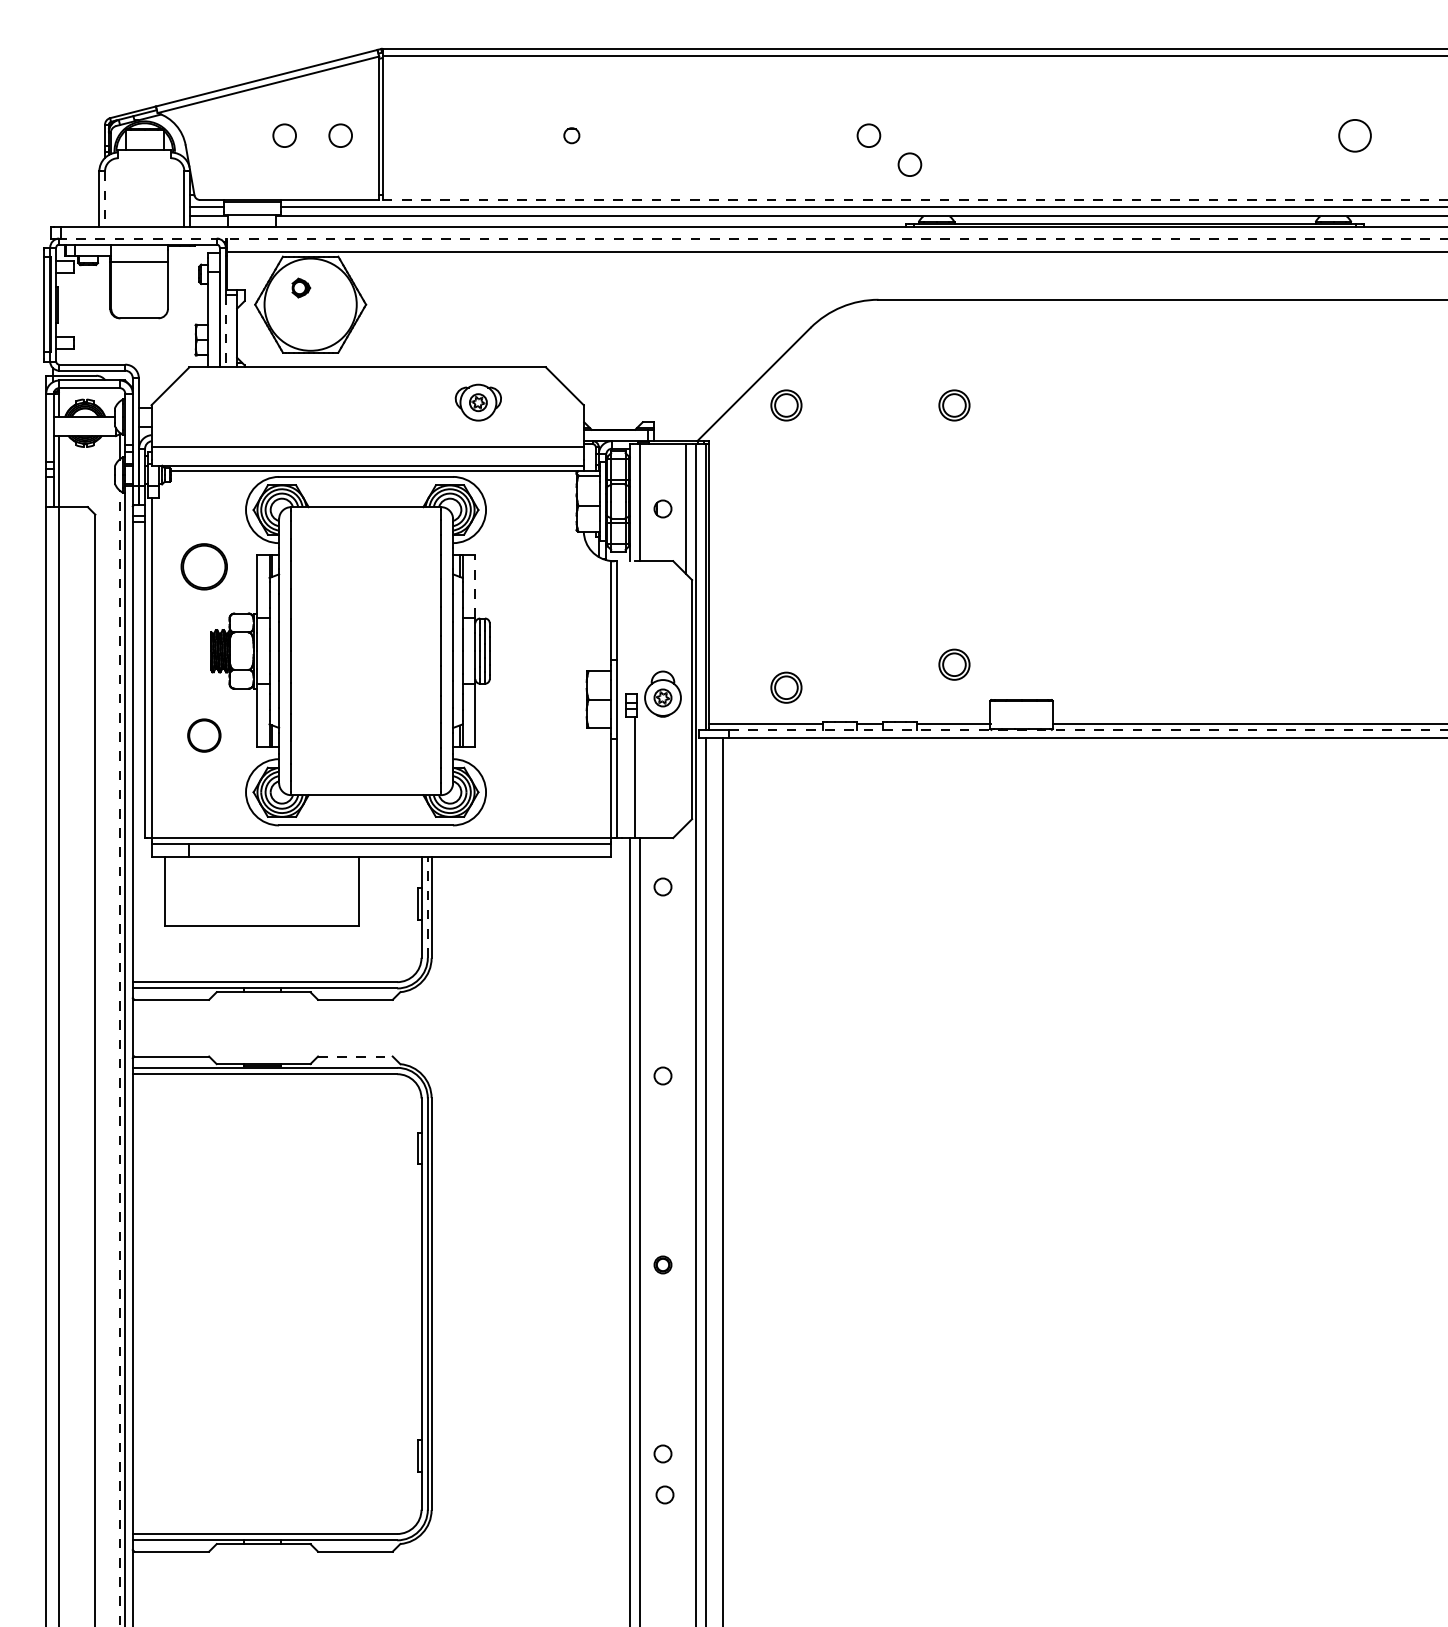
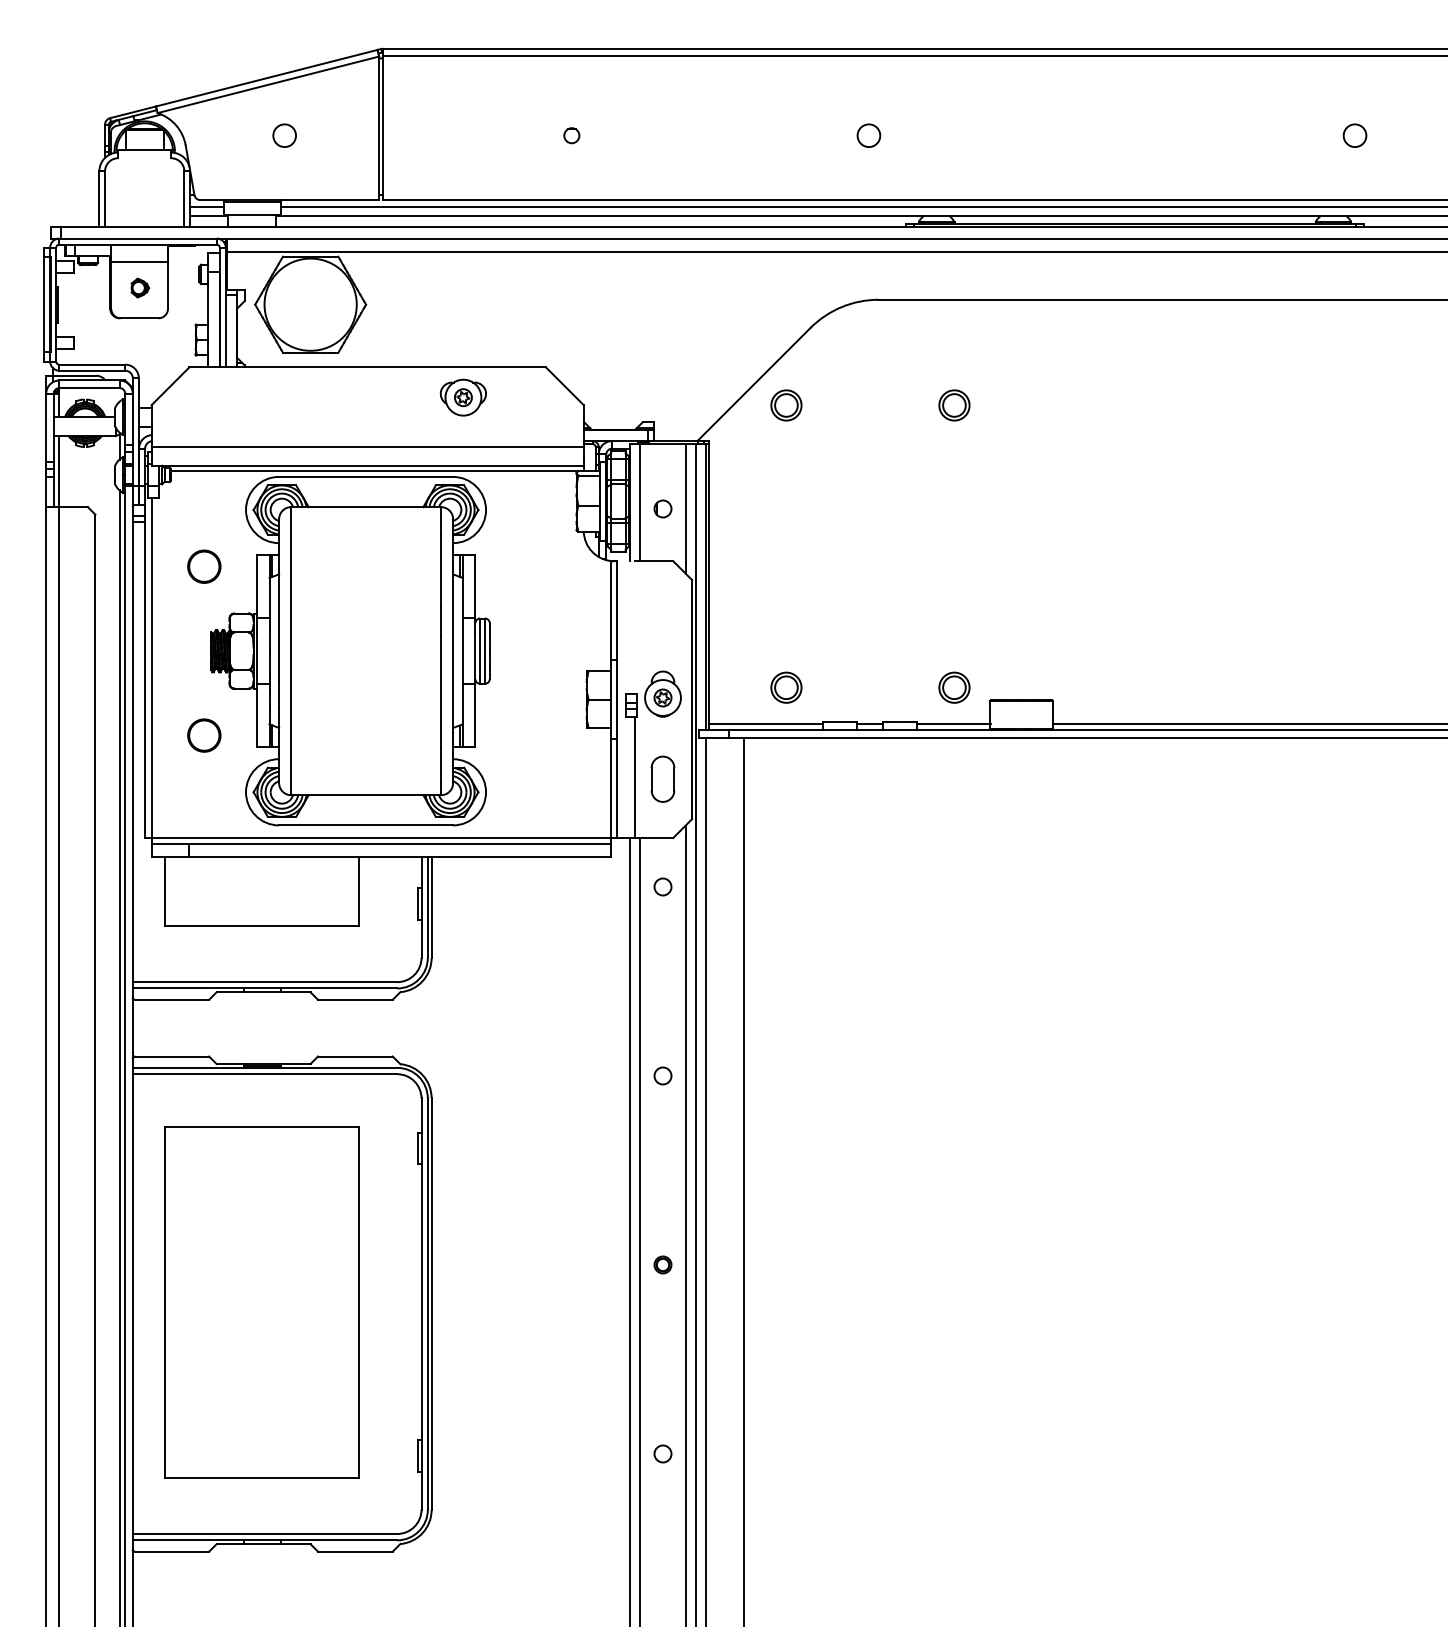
circle: present -> none (340, 135)
circle size: 34x34 px -> 26x25 px (1354, 135)
circle: present -> none (909, 164)
line: dashed -> solid (105, 199)
line: dashed -> solid (915, 200)
line: dashed -> solid (753, 238)
part position: (301, 287) -> (140, 287) (140, 287)
line: dashed -> solid (225, 331)
part position: (477, 402) -> (462, 397) (462, 397)
circle size: 48x48 px -> 35x35 px (204, 566)
line: dashed -> solid (475, 586)
part position: (954, 664) -> (954, 687) (954, 687)
line: dashed -> solid (1089, 729)
part: none -> present (662, 778)
line: dashed -> solid (427, 906)
line: dashed -> solid (355, 1056)
line: dashed -> solid (119, 1058)
line position: (722, 1180) -> (743, 1180) (743, 1180)
line: none -> present (685, 1224)
part: none -> present (261, 1302)
circle: present -> none (664, 1494)
